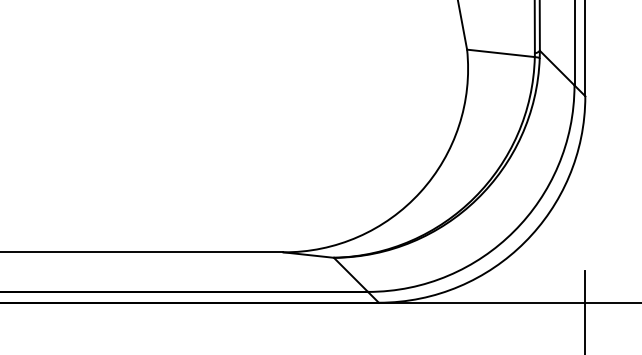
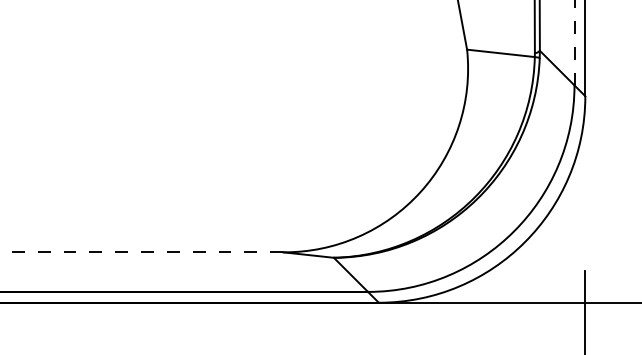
line: solid -> dashed (574, 42)
line: solid -> dashed (141, 252)
